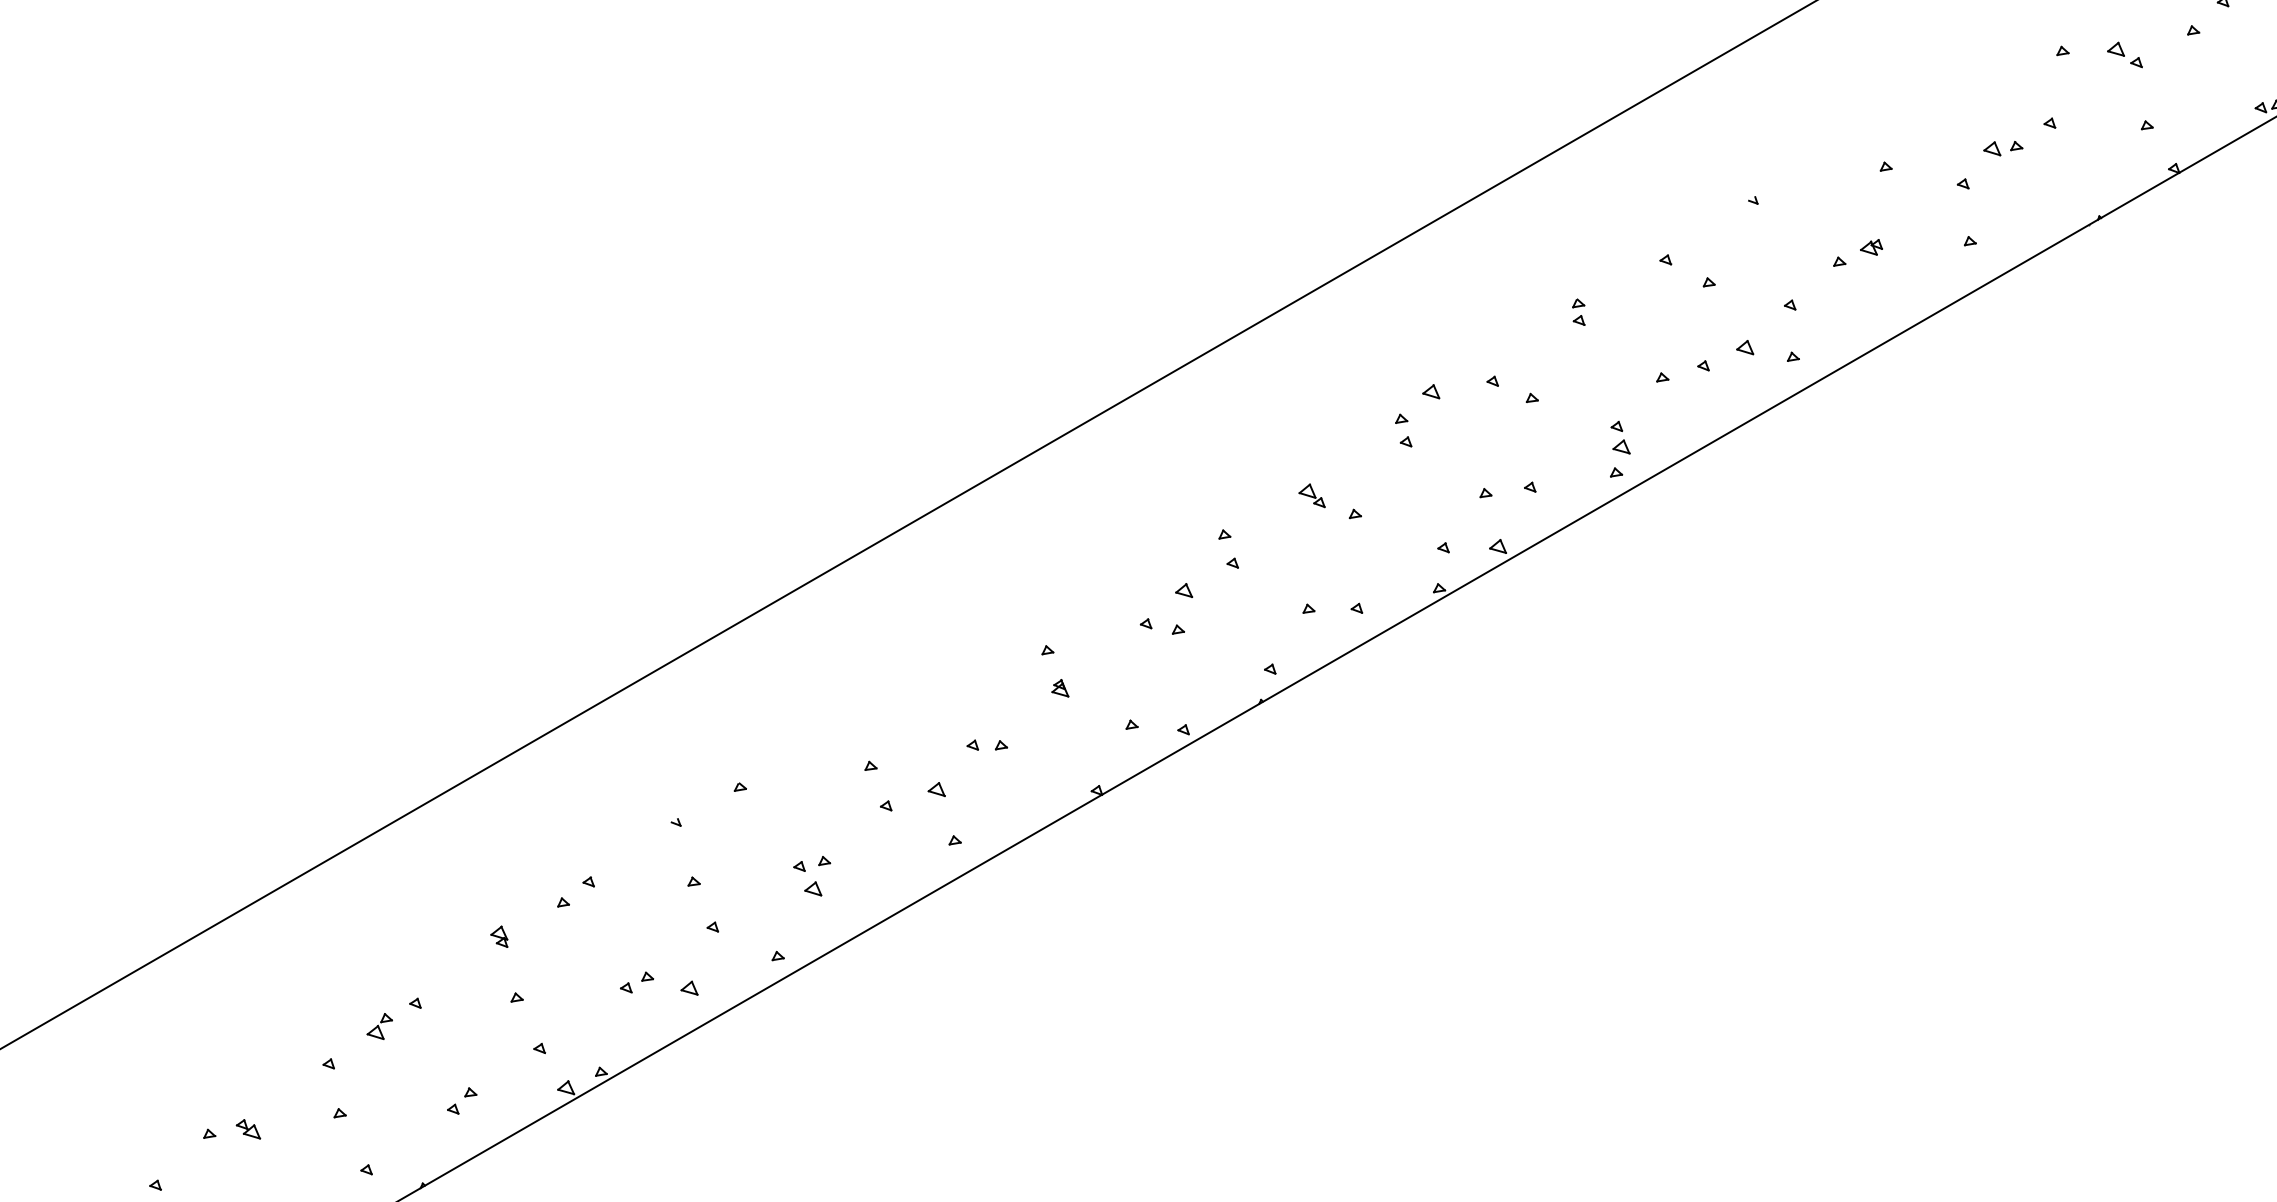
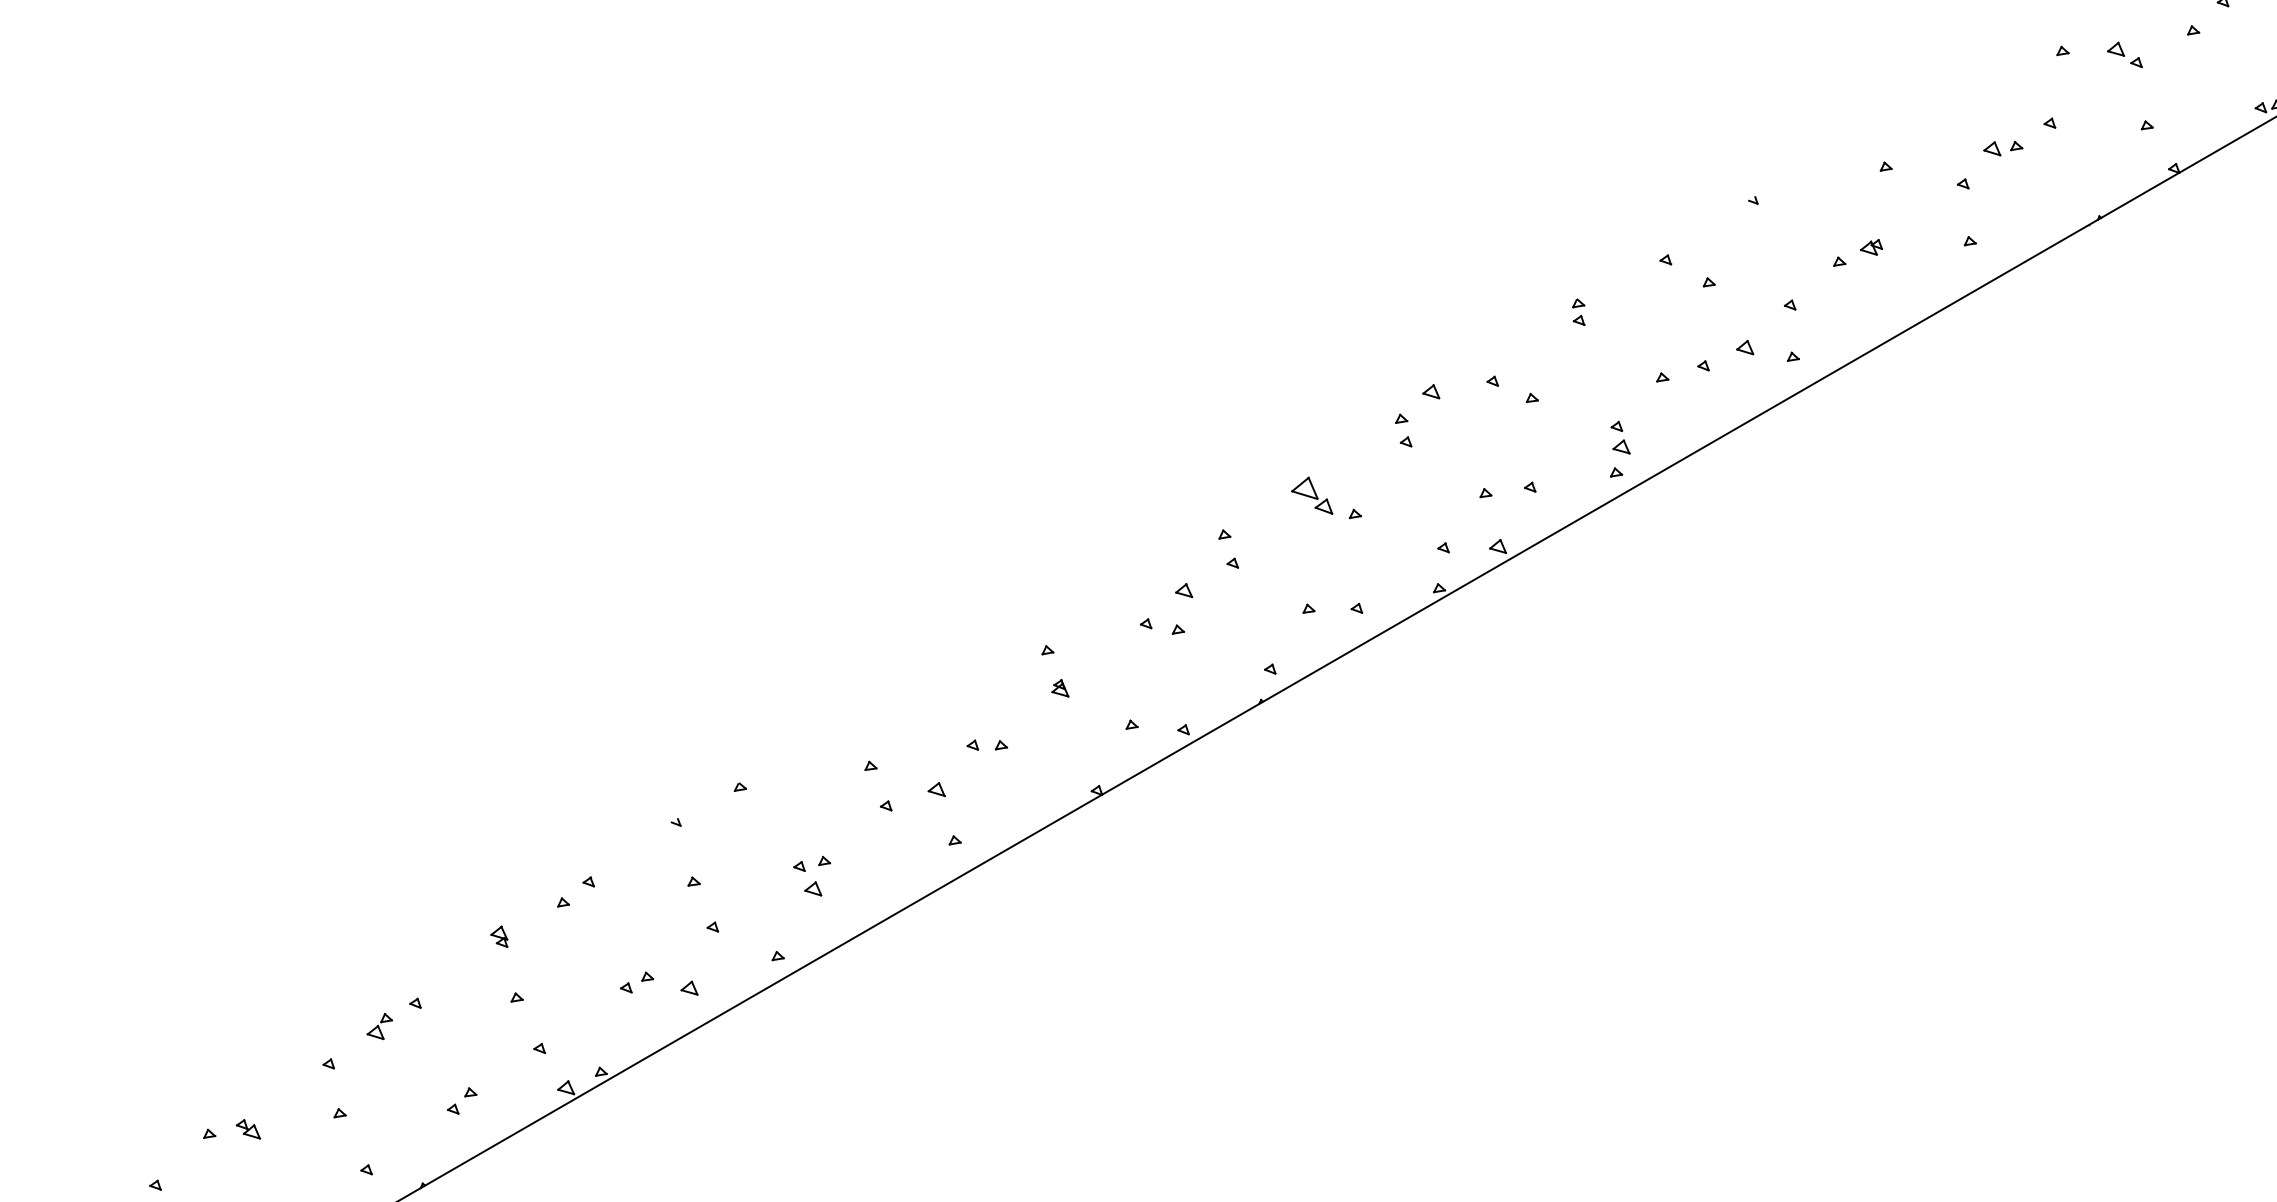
part size: 28x26 px -> 43x39 px (1312, 495)
line: present -> none (907, 525)
